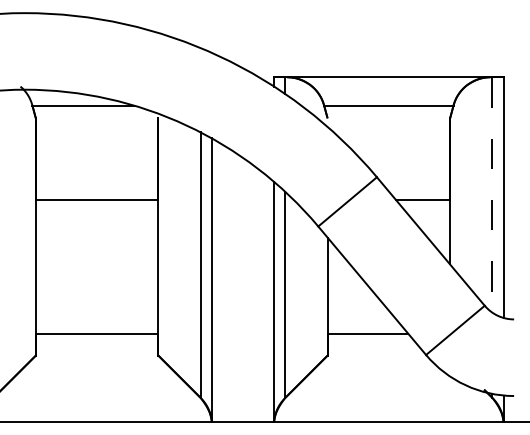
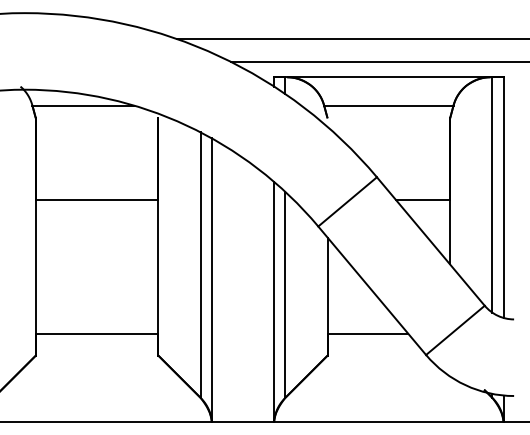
line: none -> present (351, 39)
line: none -> present (378, 61)
line: dashed -> solid (492, 195)
